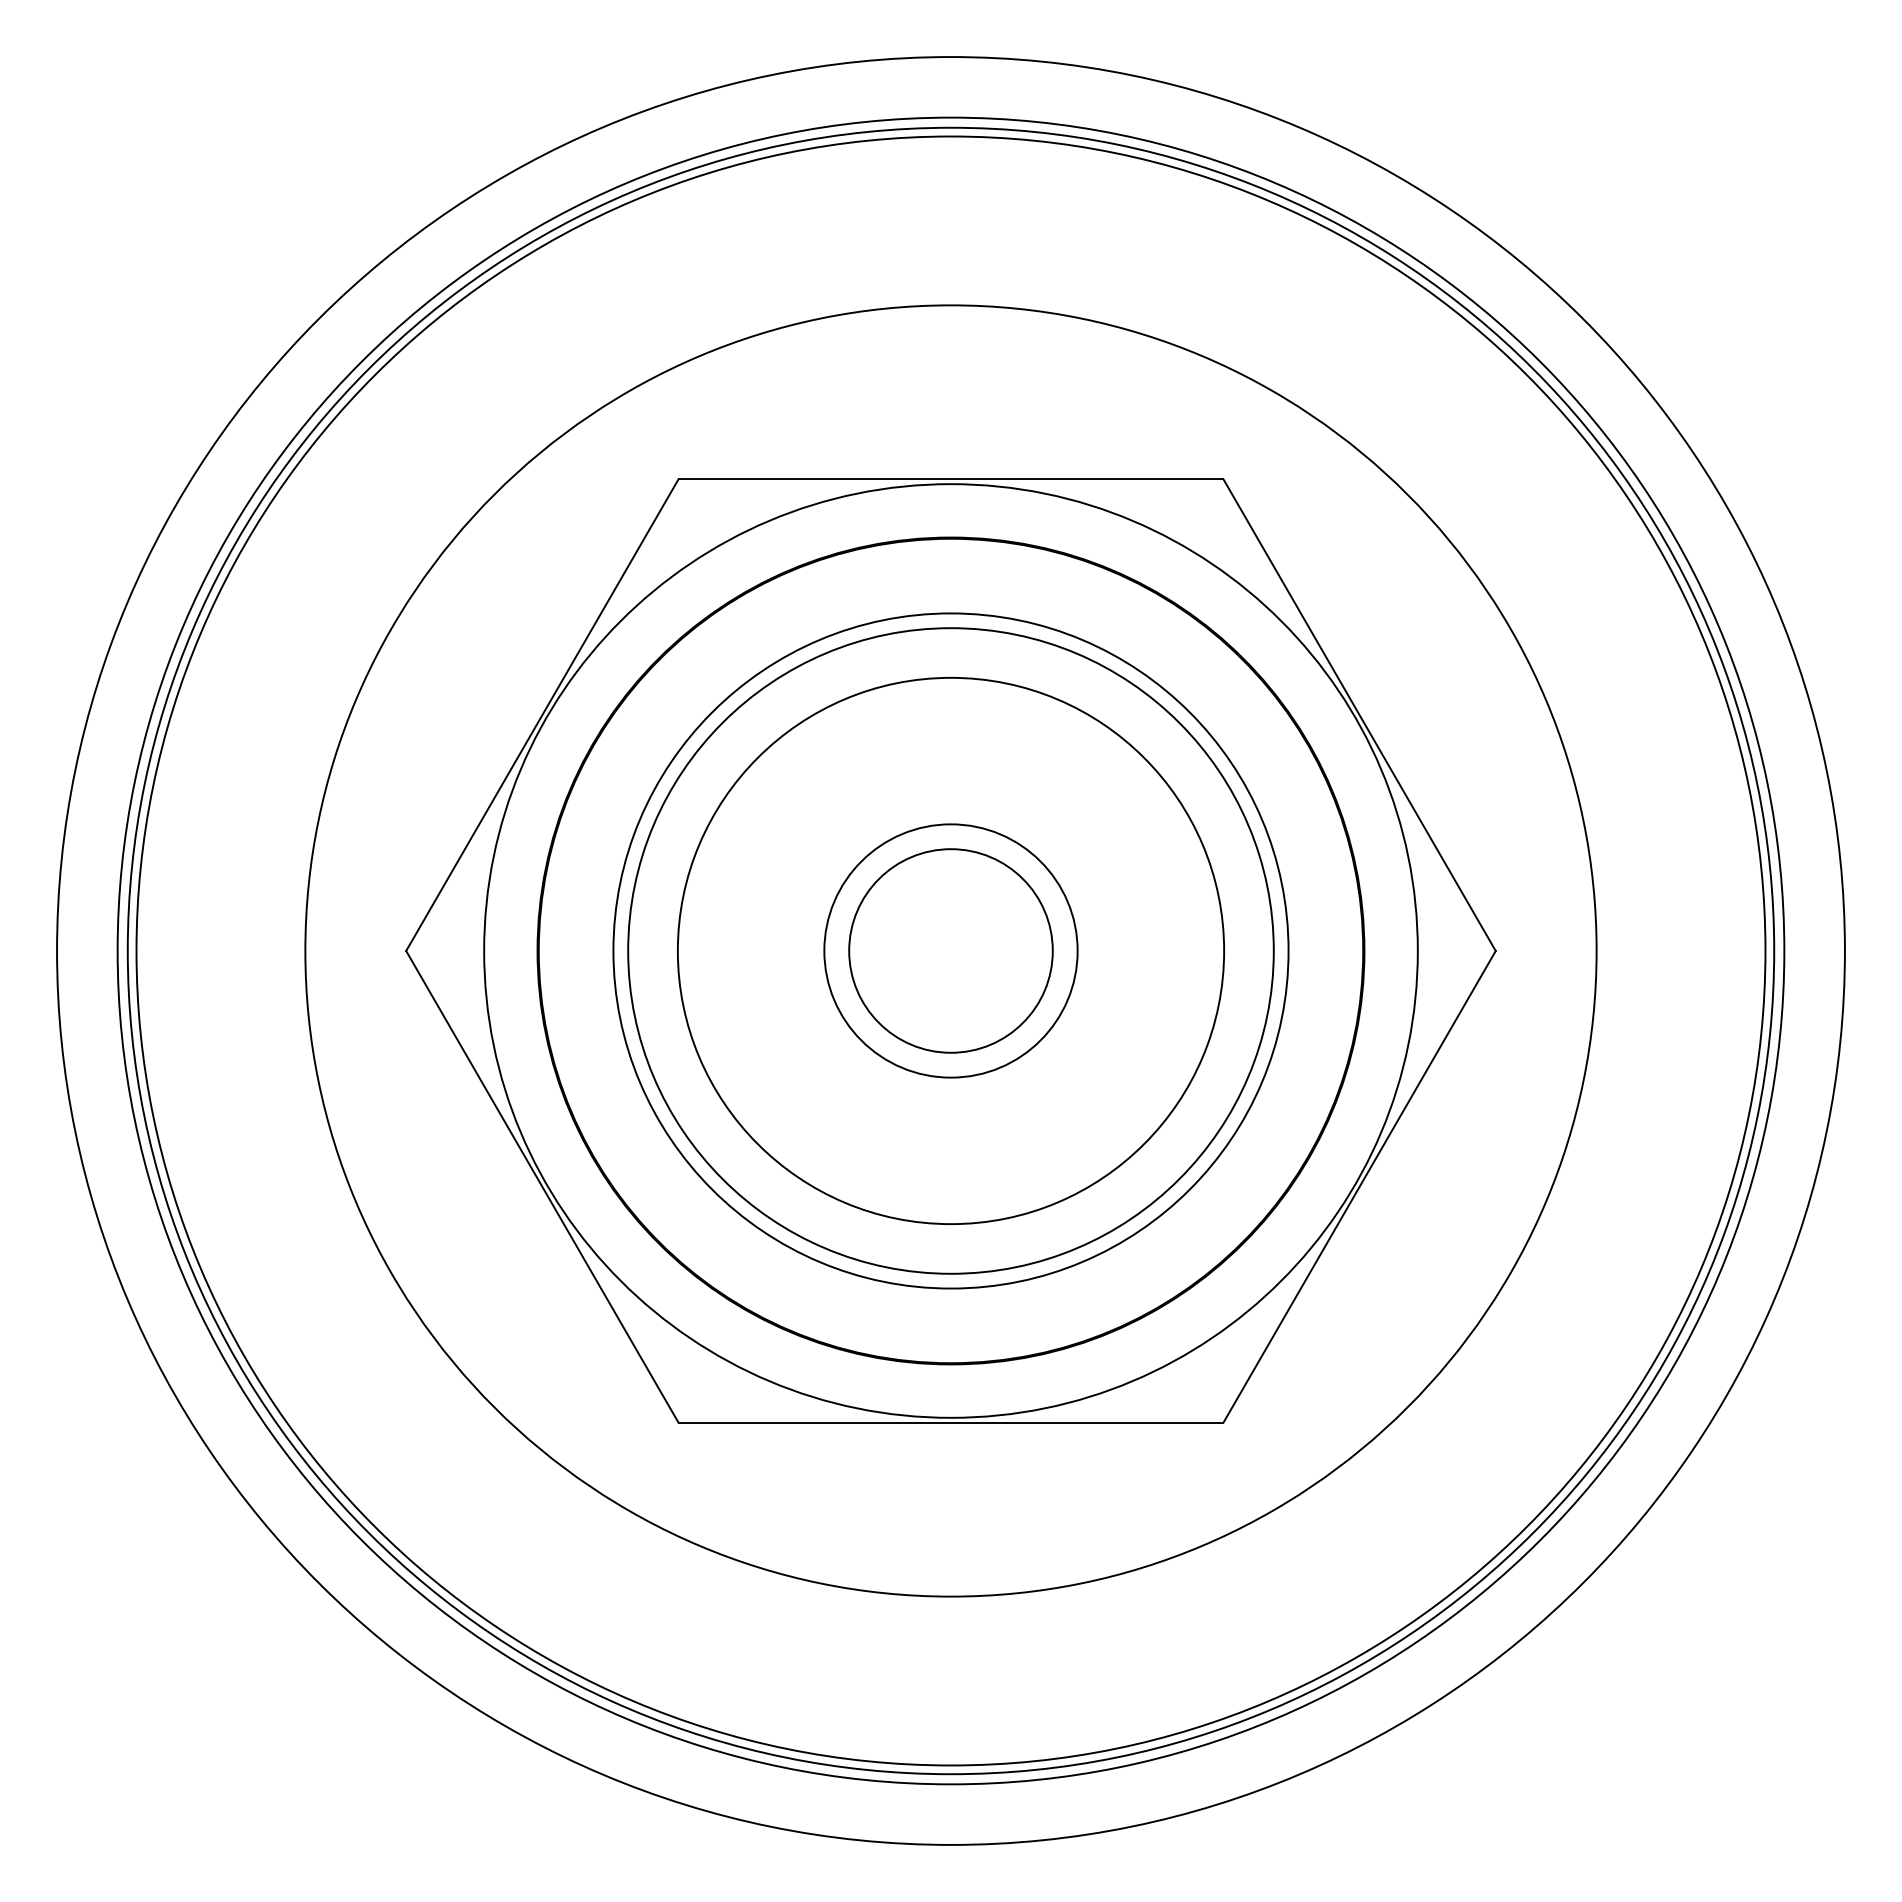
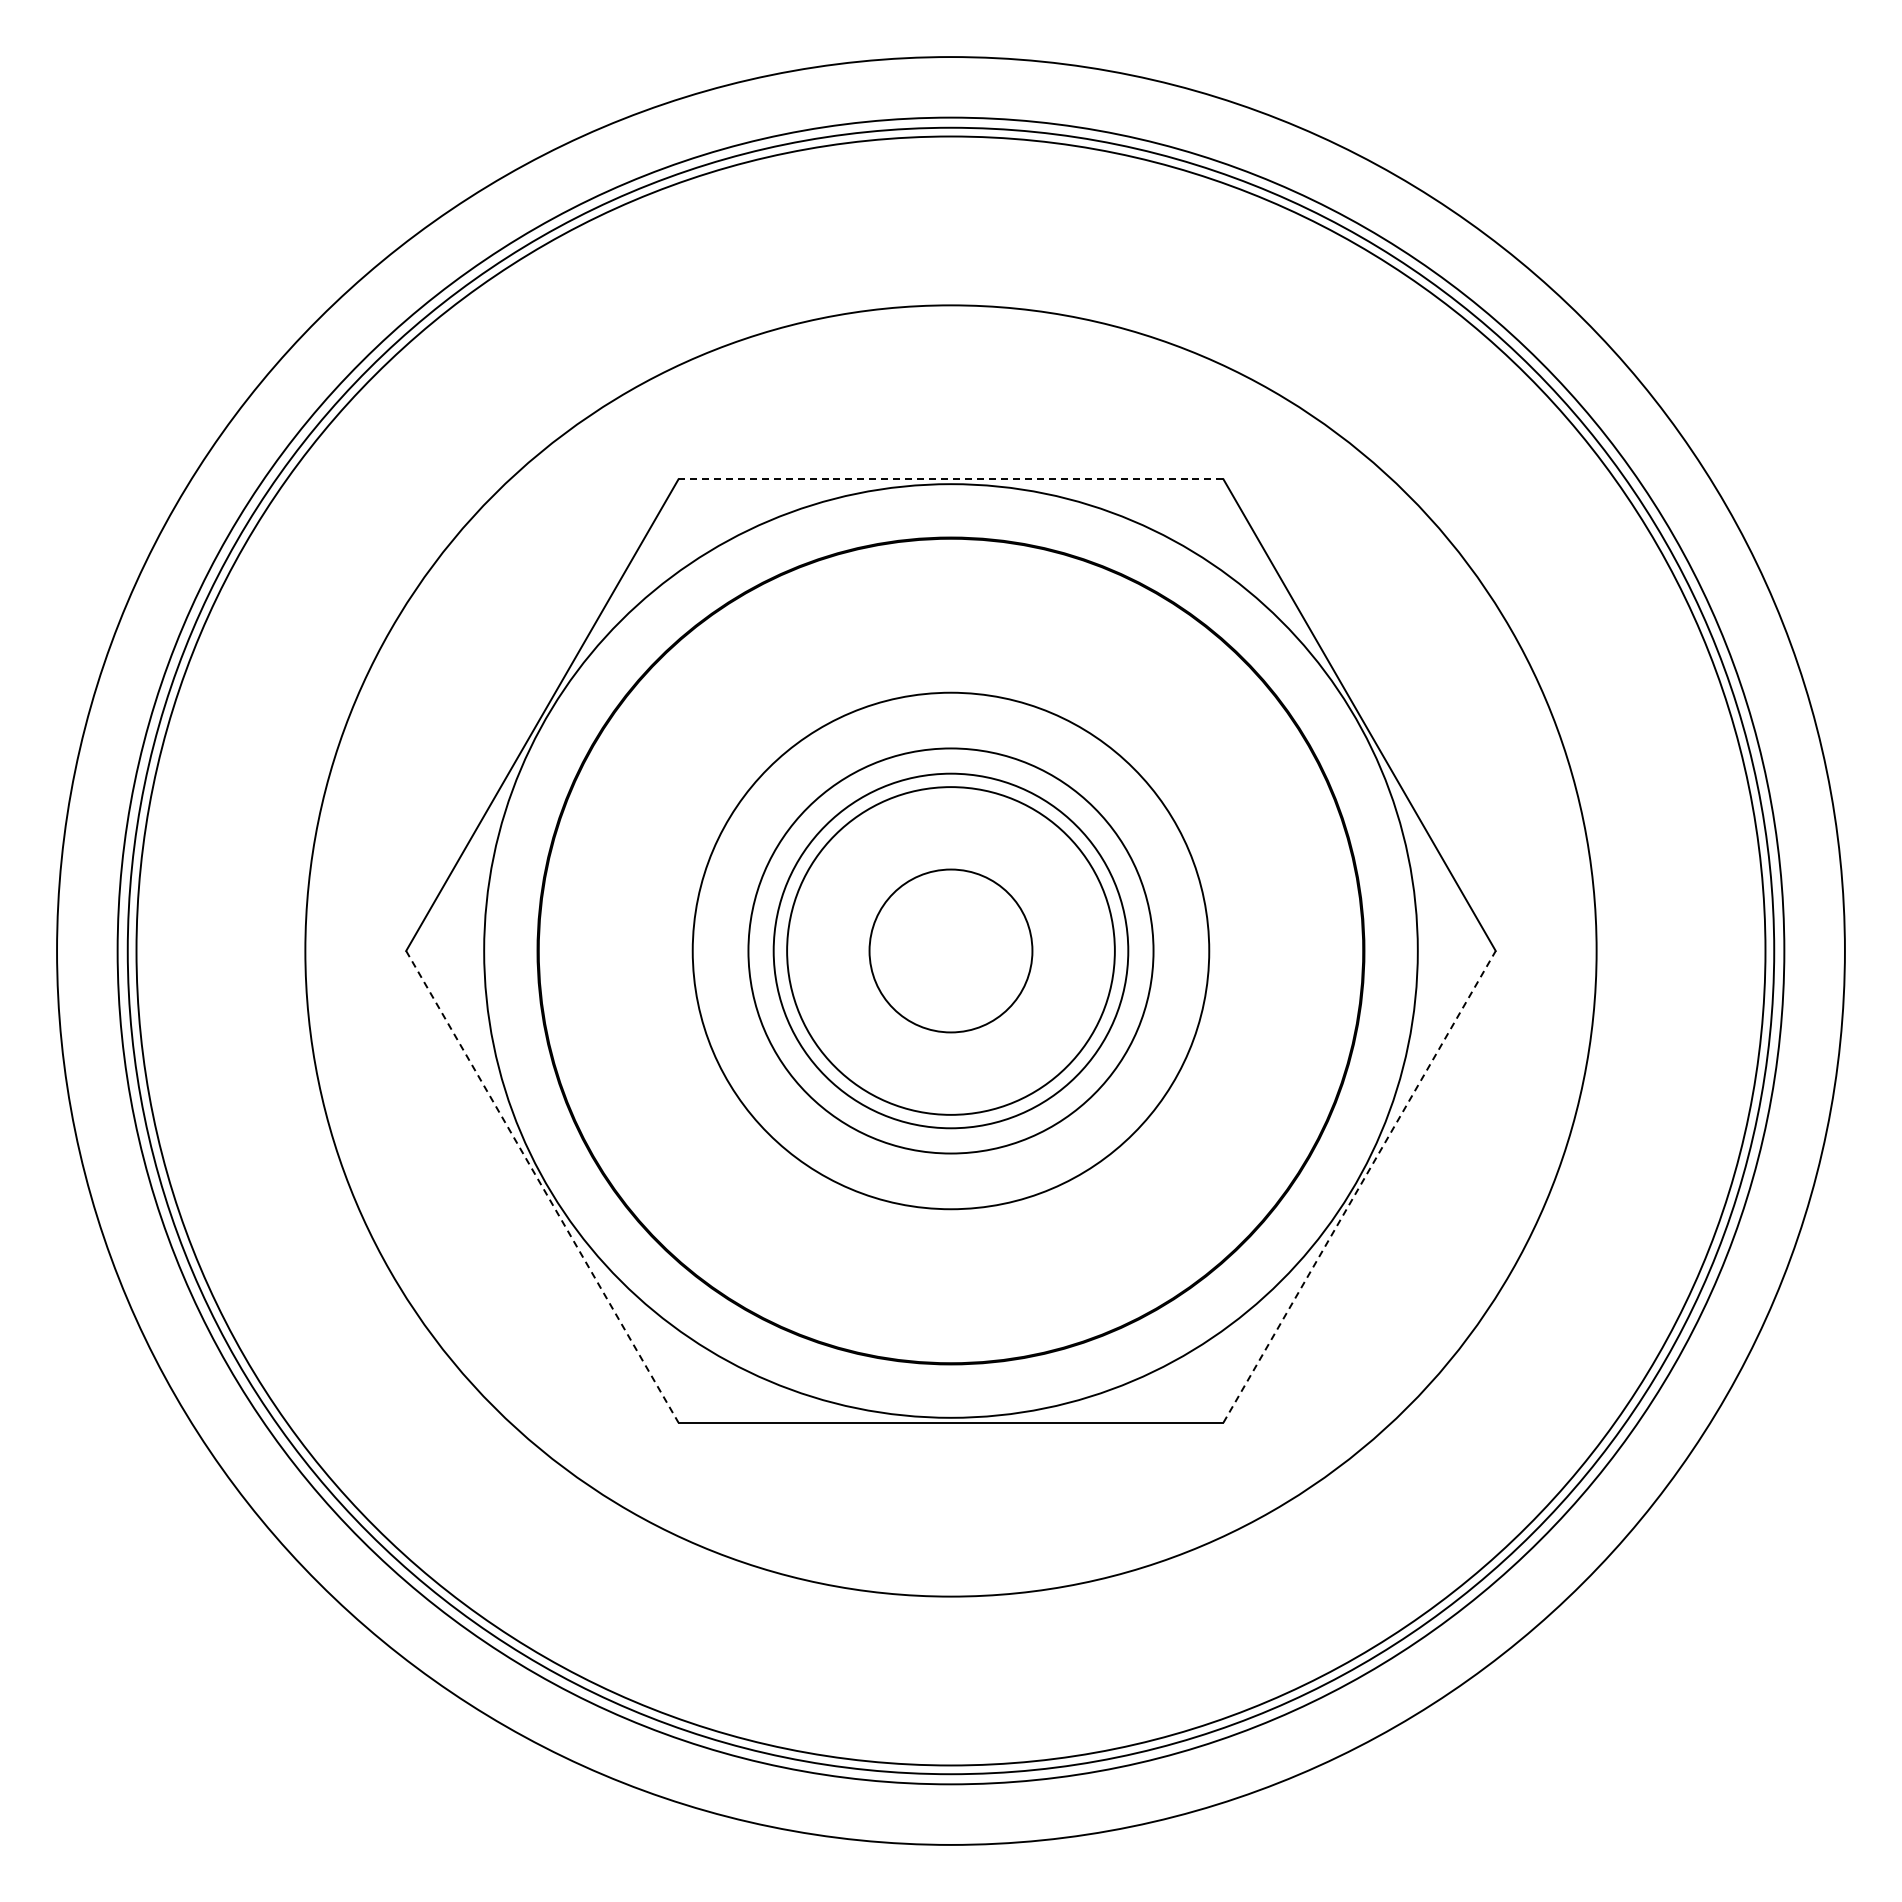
line: solid -> dashed (950, 479)
circle diameter: 204 px -> 163 px (950, 950)
circle diameter: 253 px -> 355 px (950, 950)
circle diameter: 546 px -> 328 px (950, 950)
circle diameter: 646 px -> 516 px (950, 950)
circle diameter: 675 px -> 405 px (950, 950)
line: solid -> dashed (1359, 1186)
line: solid -> dashed (542, 1187)
